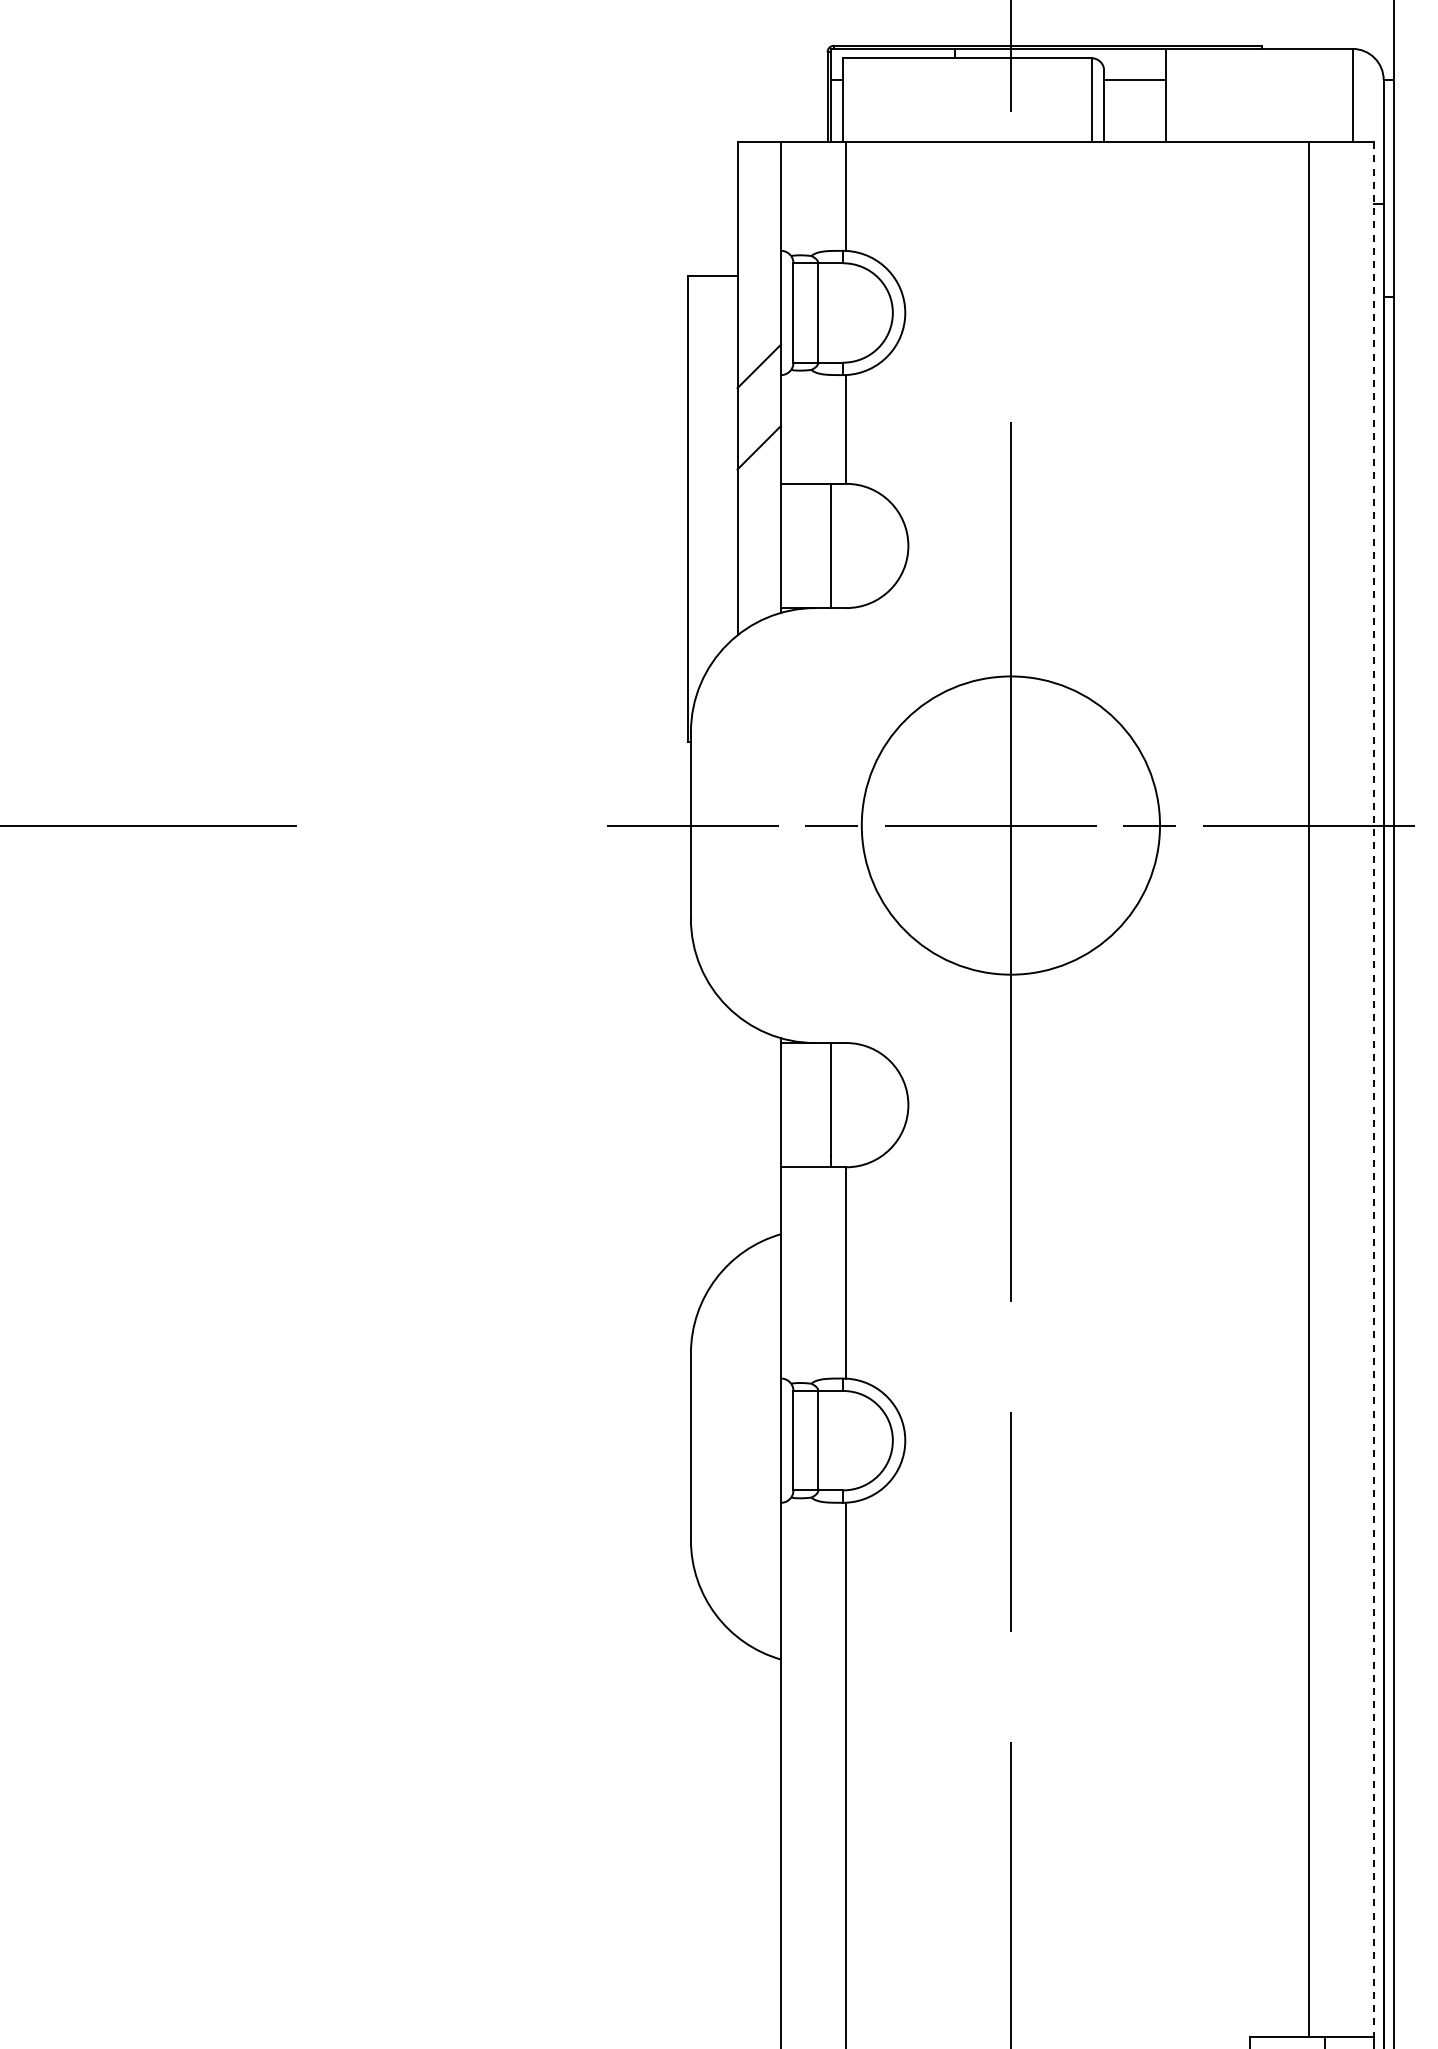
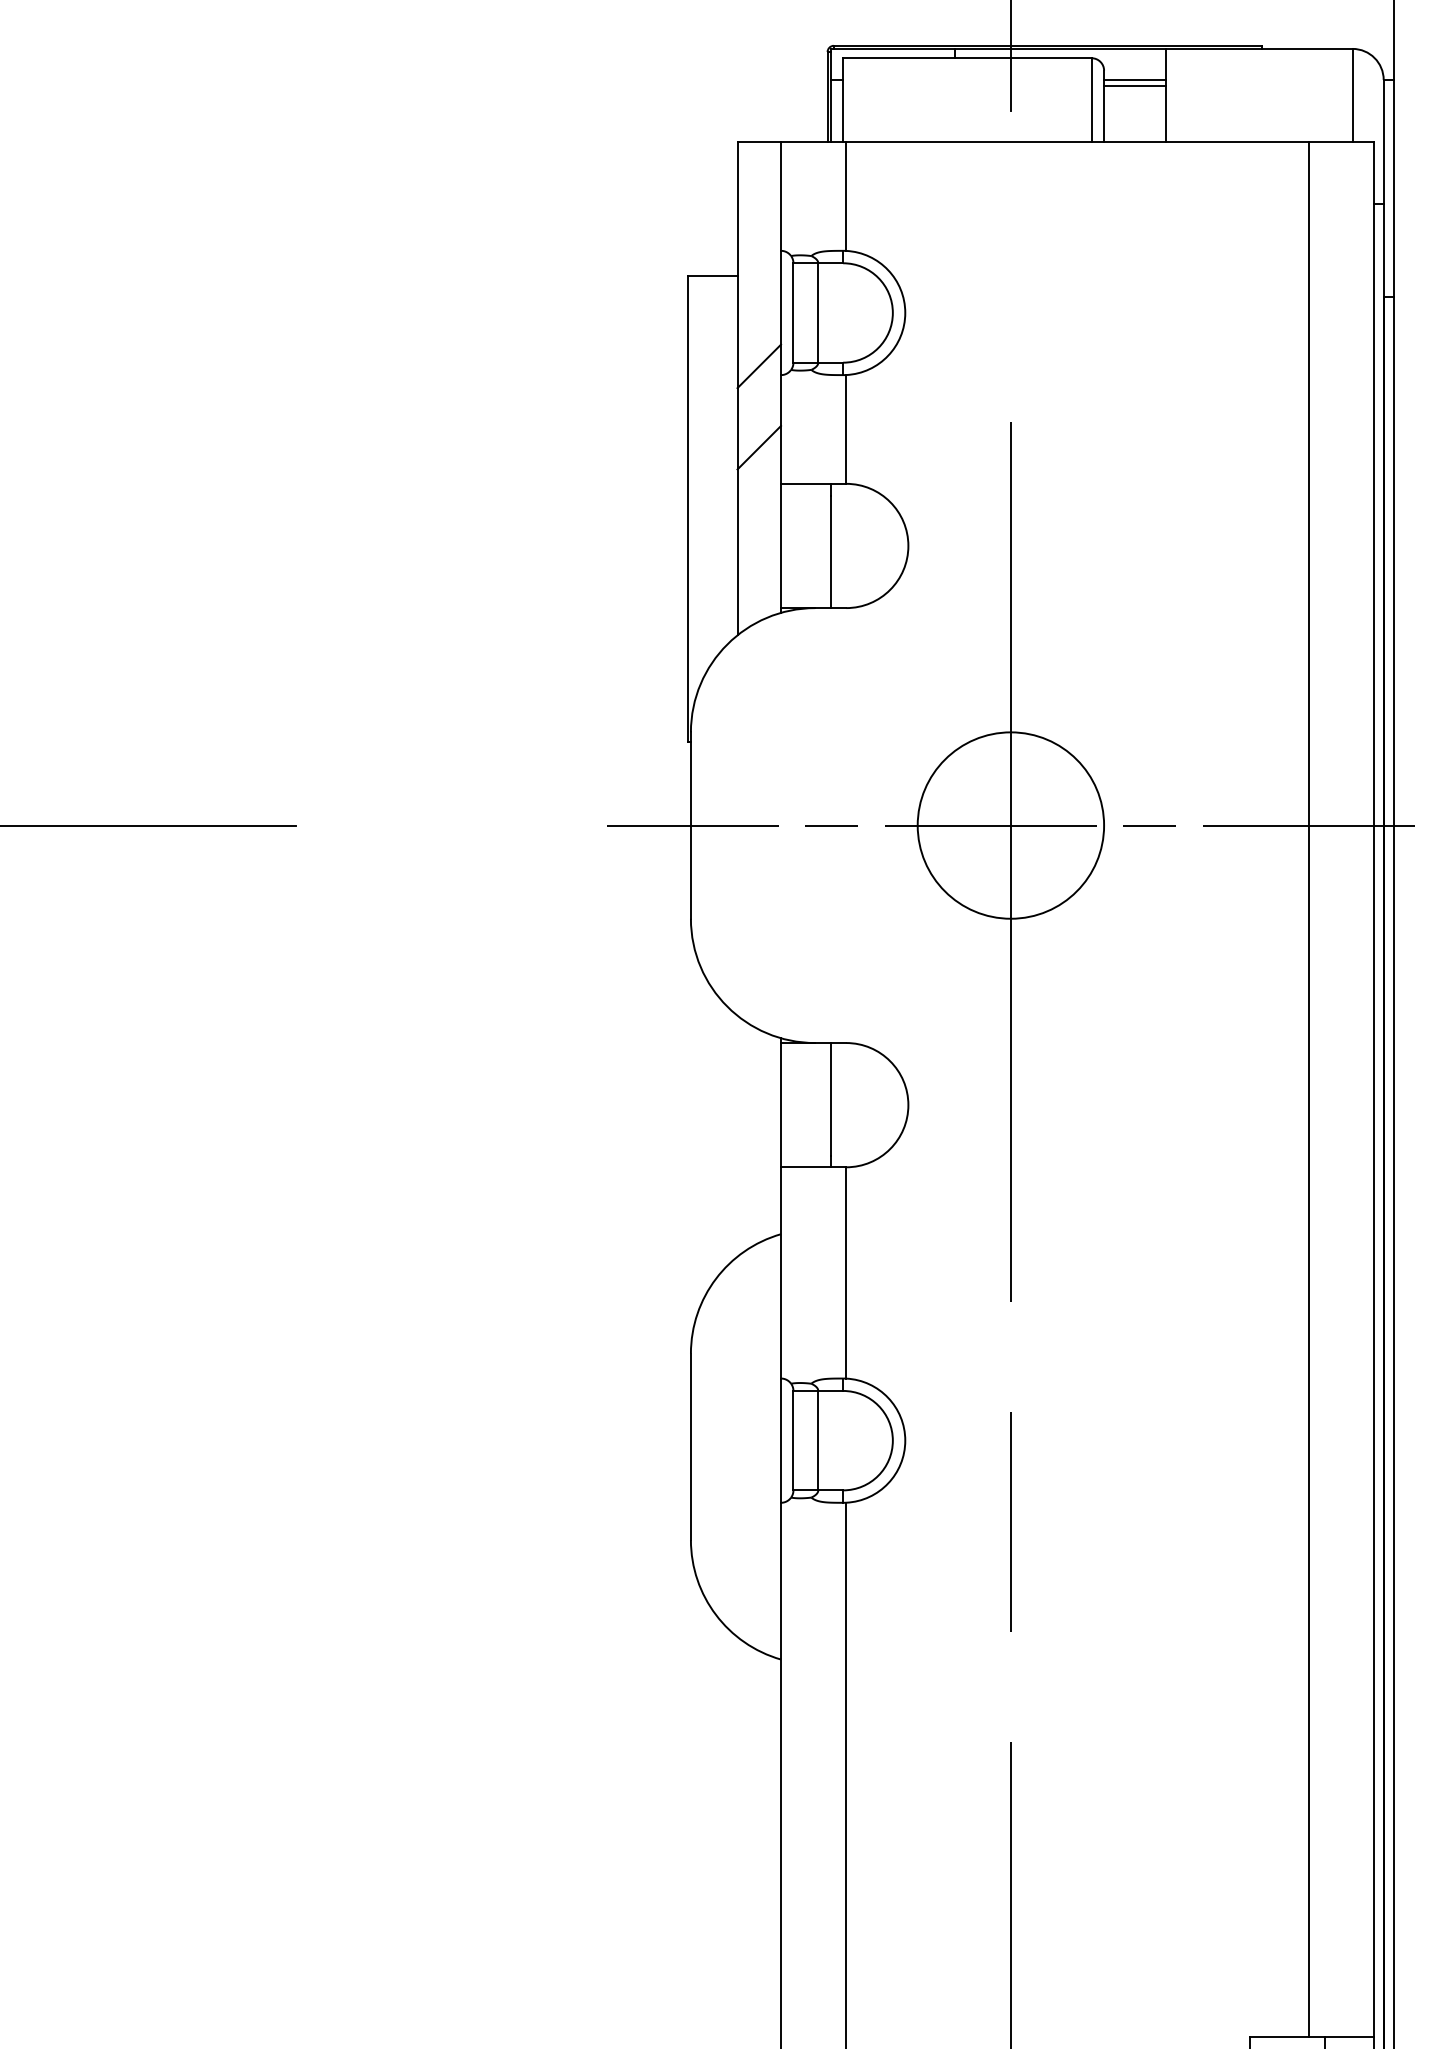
line: none -> present (1135, 86)
circle diameter: 298 px -> 186 px (1010, 825)
line: dashed -> solid (1374, 1089)
